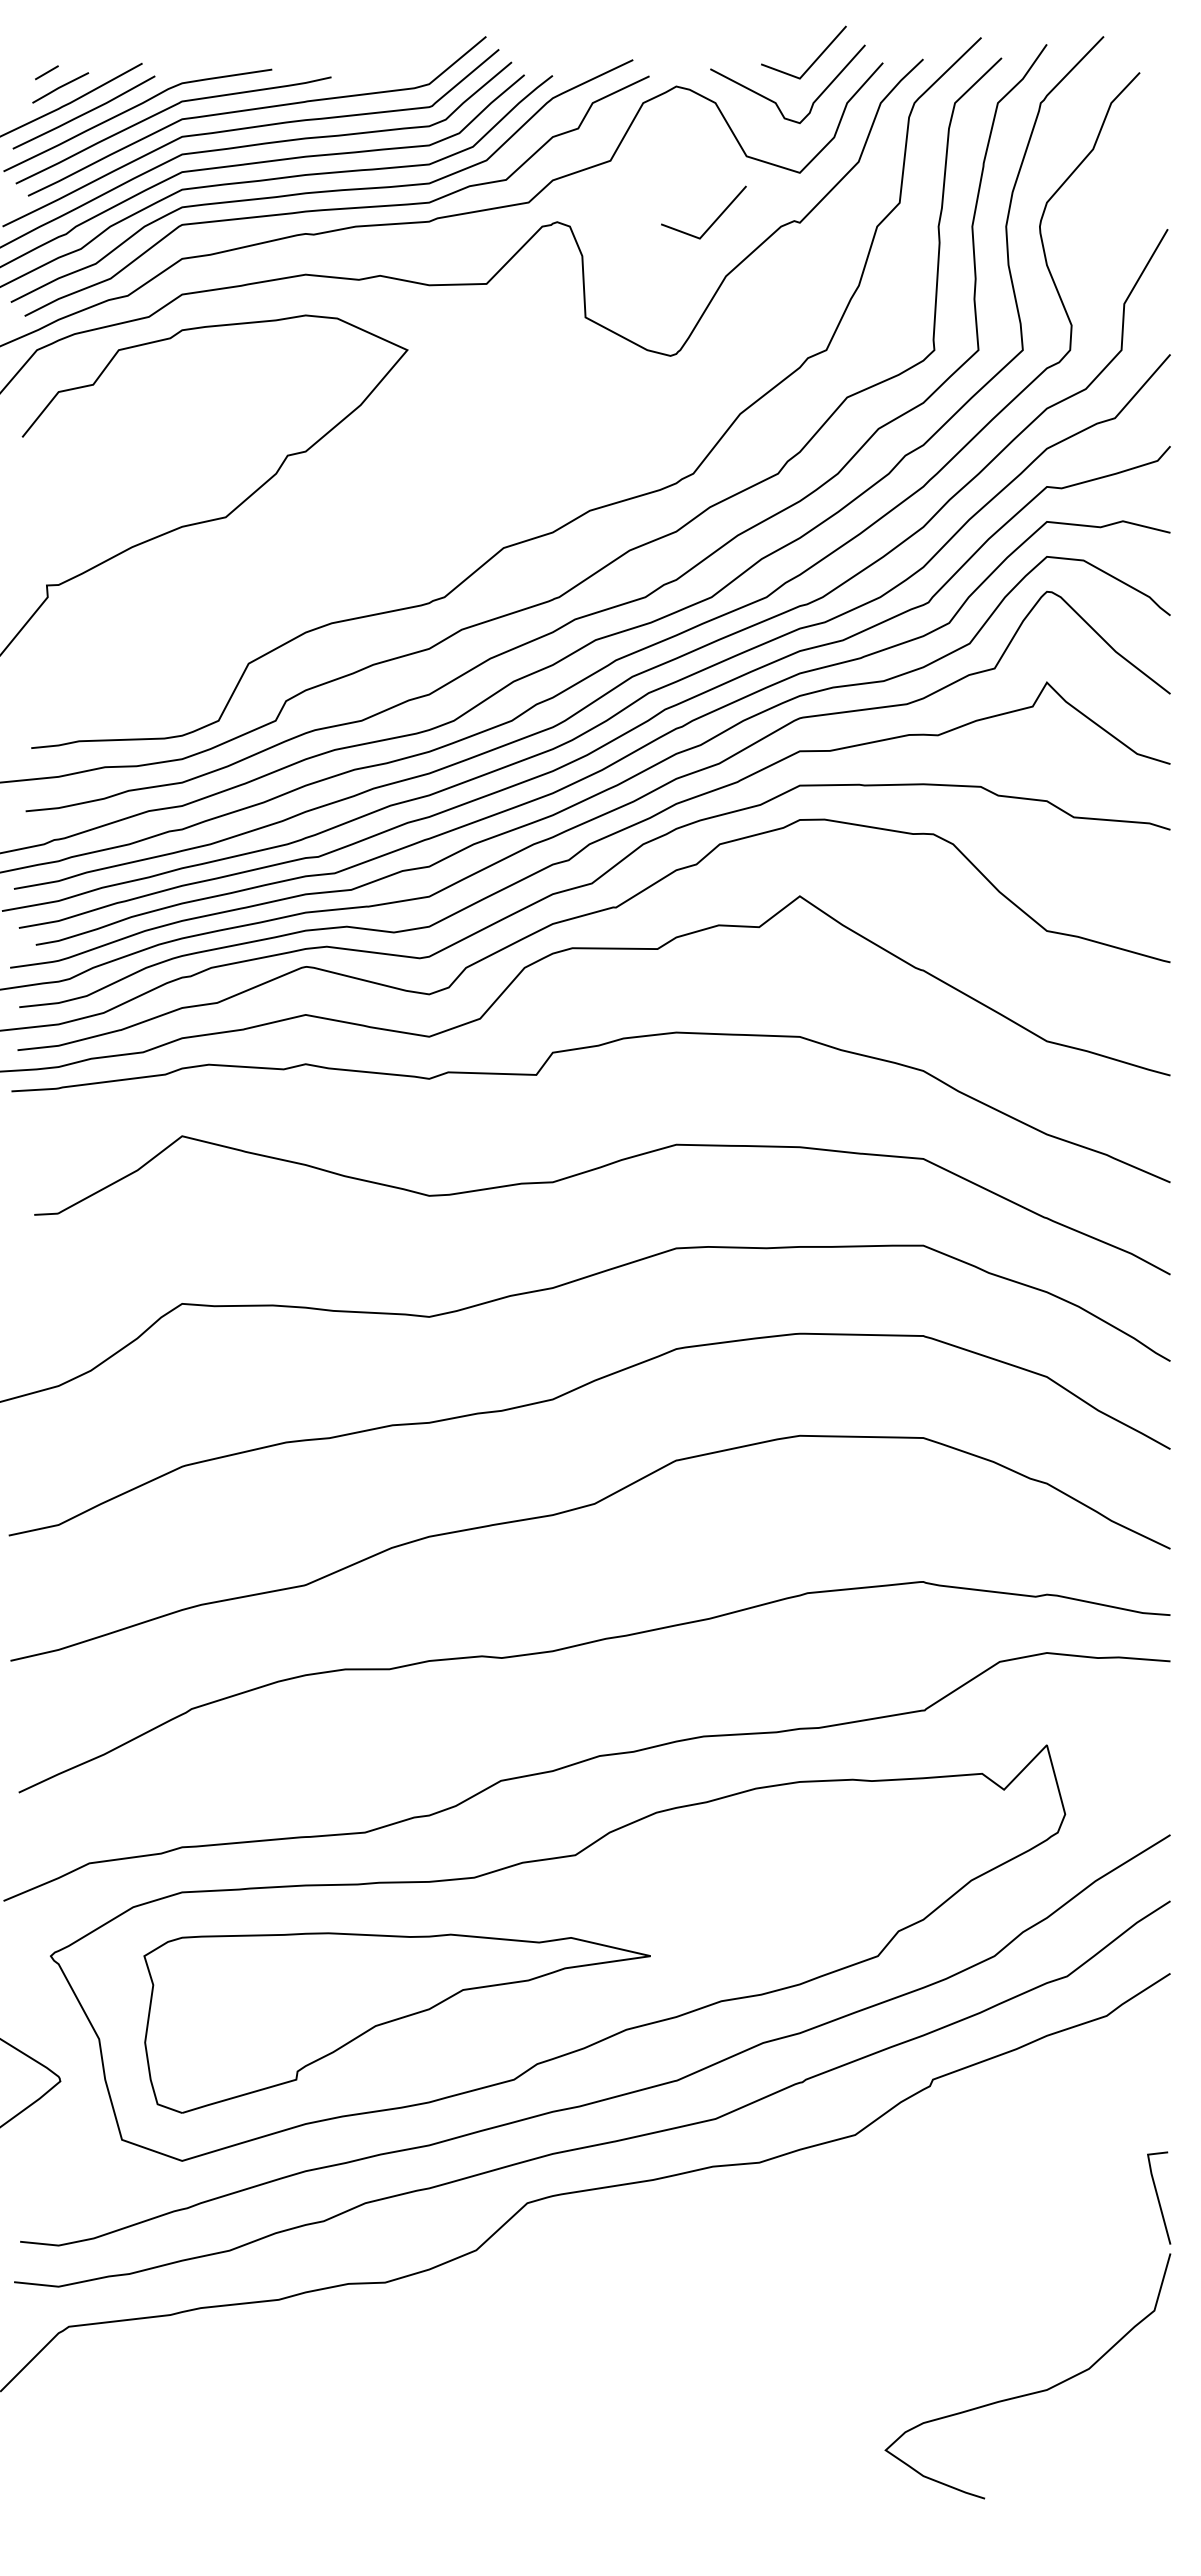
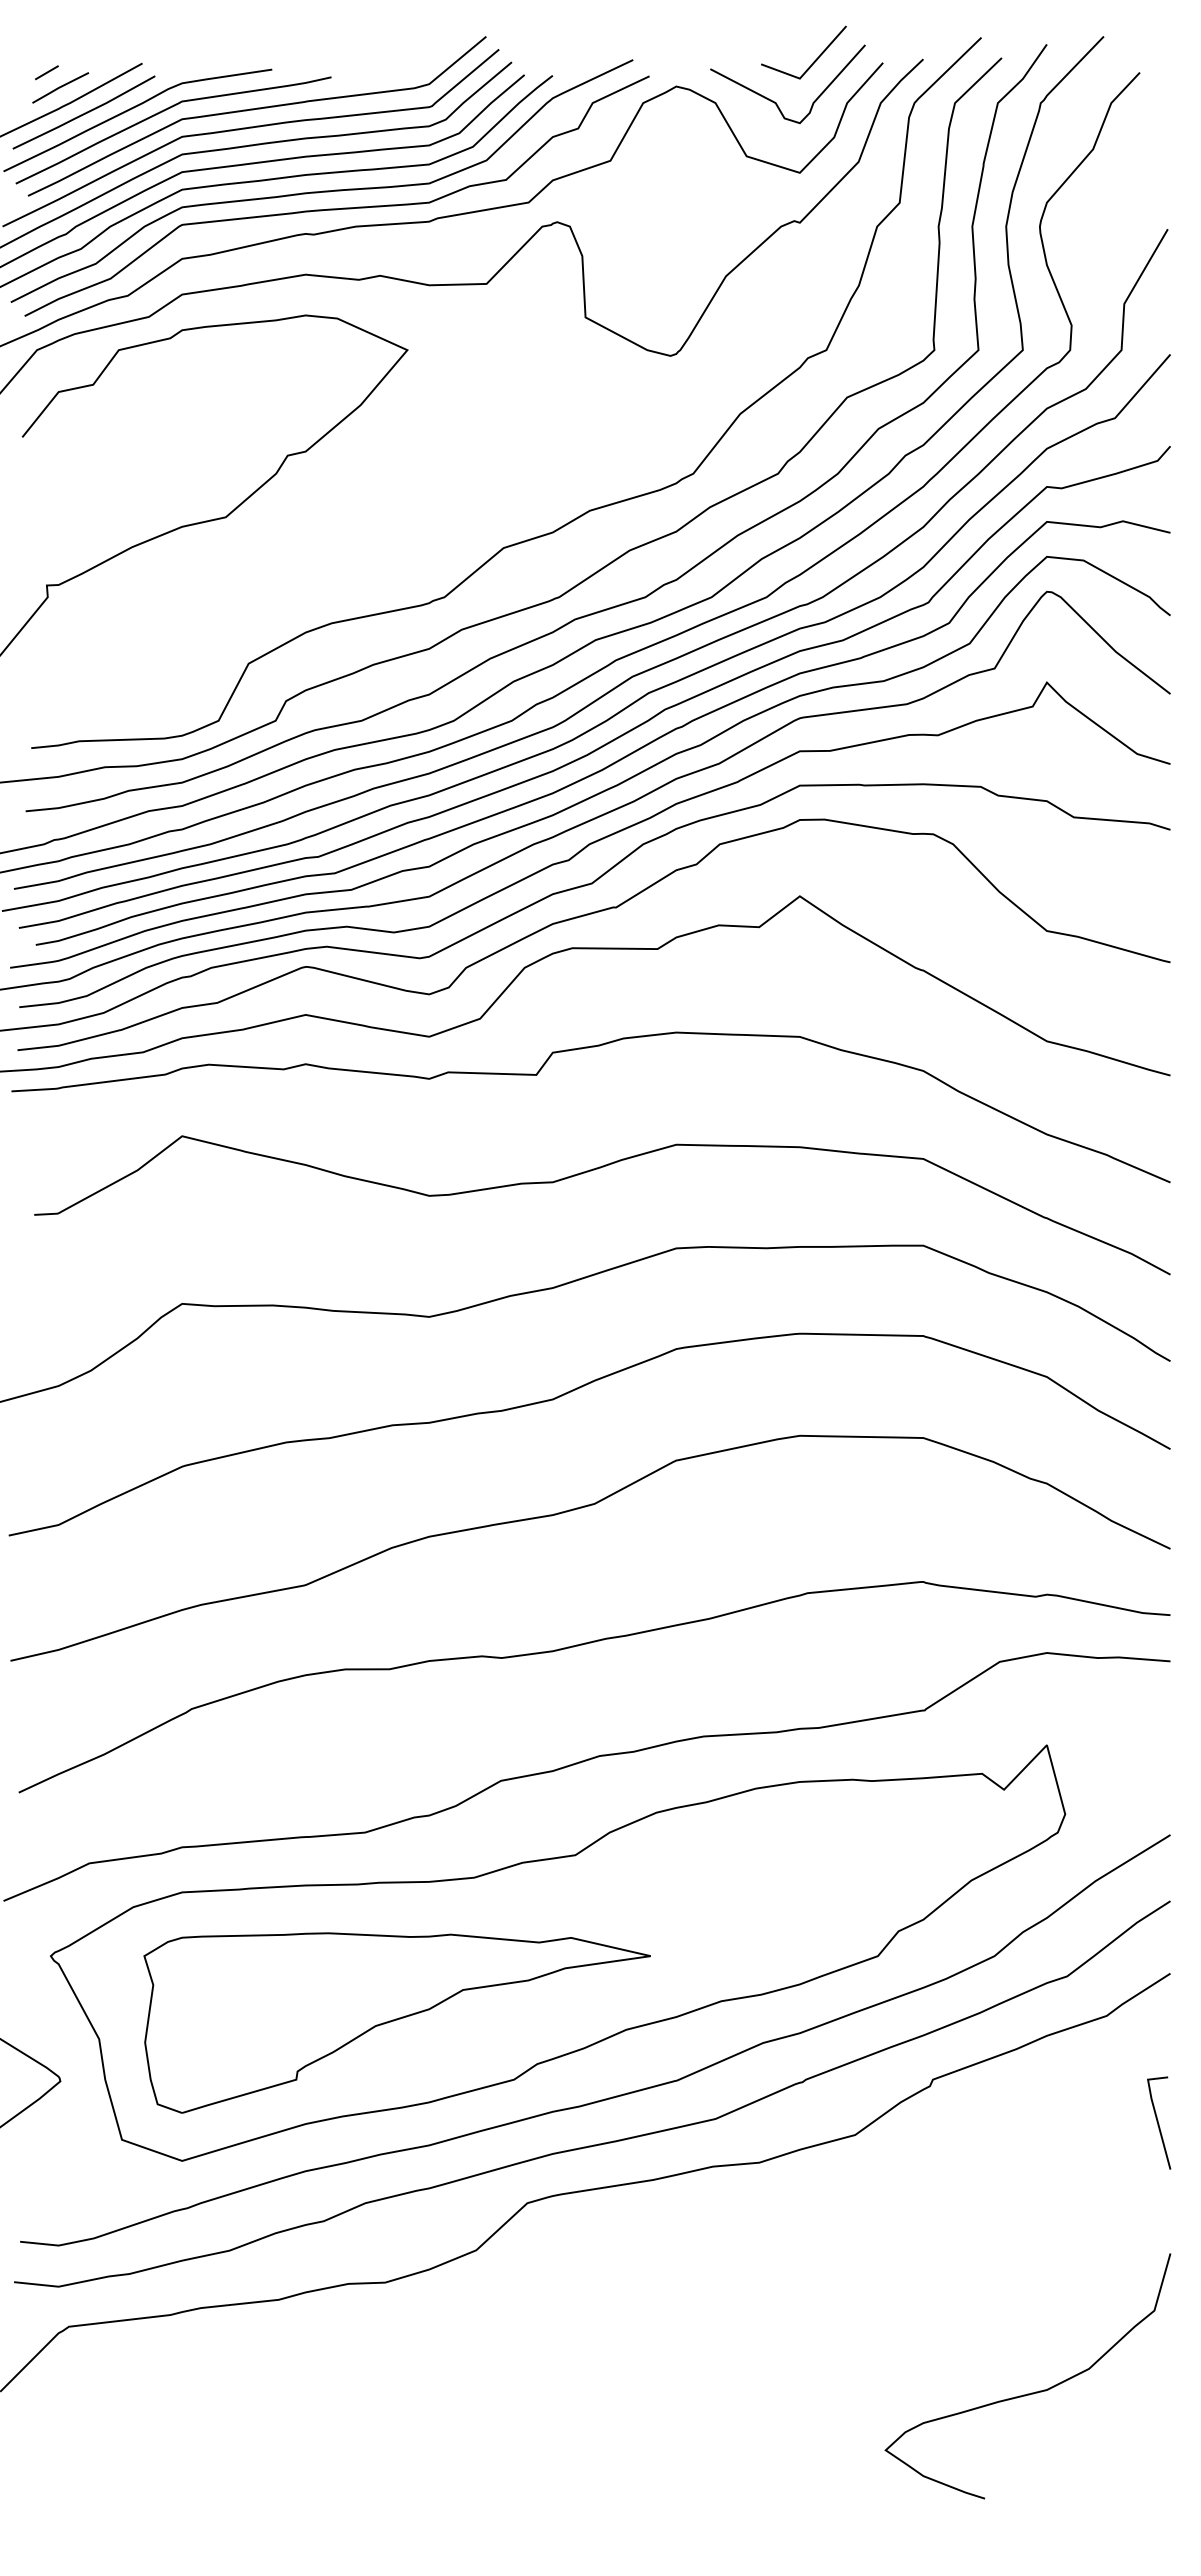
line: present -> none (713, 221)
line position: (1158, 2197) -> (1158, 2122) (1158, 2122)
